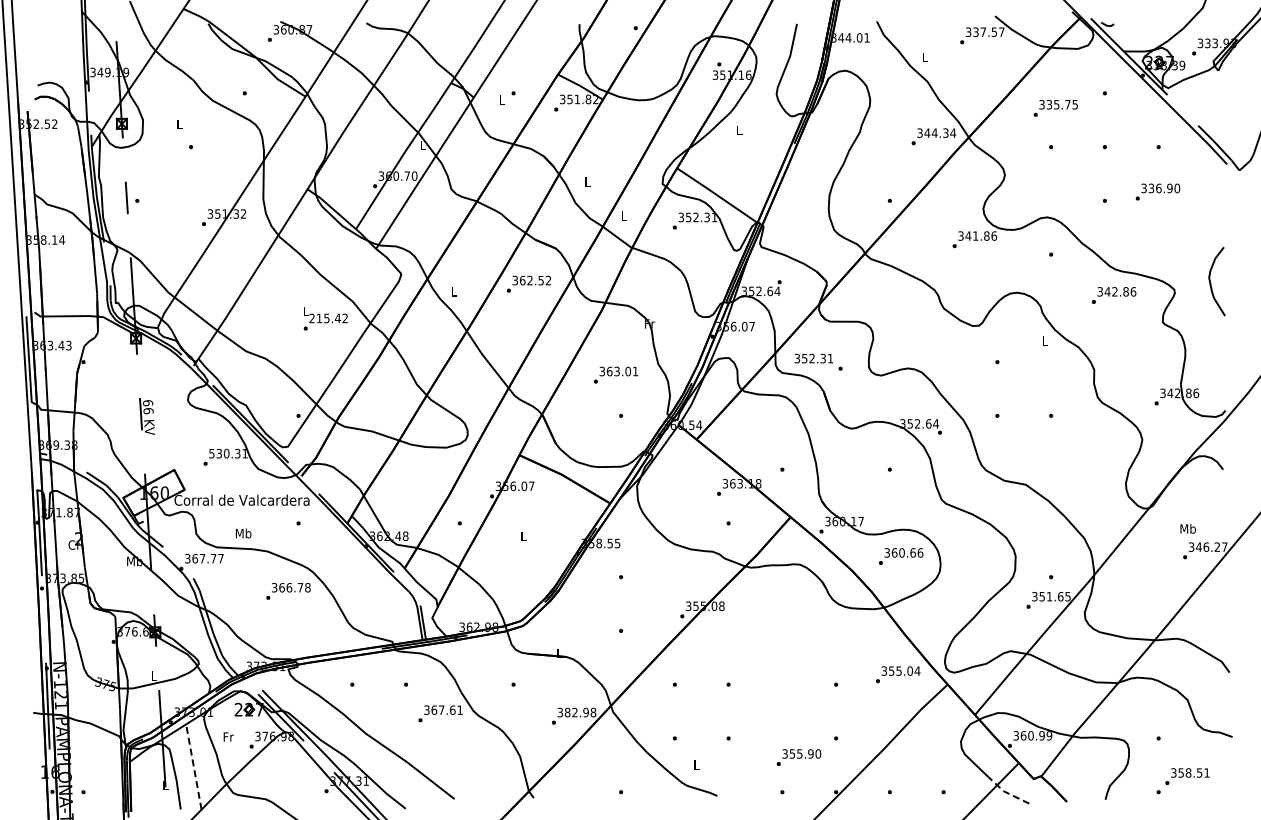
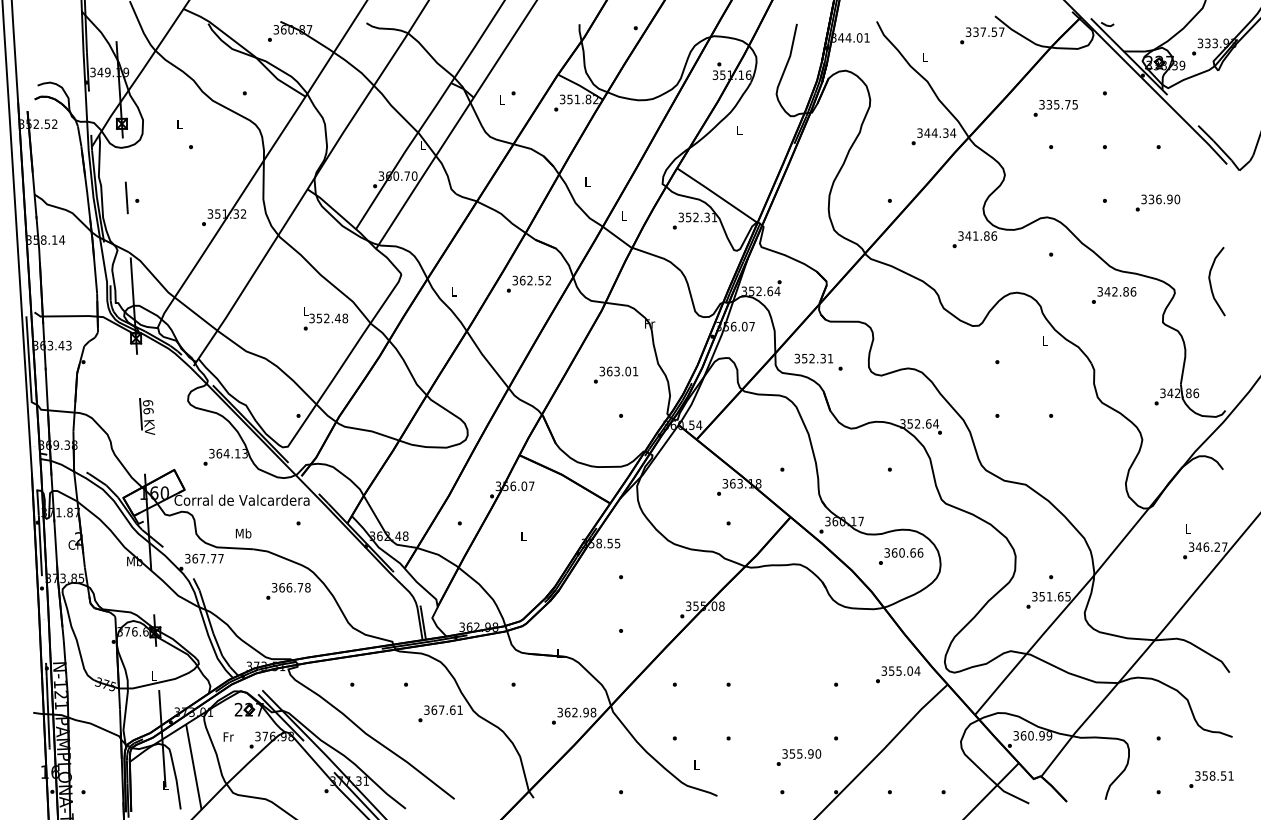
text position: (1157, 191) -> (1157, 202) (1157, 202)
text: 215.42 -> 352.48 (328, 318)
text: 530.31 -> 364.13 (228, 453)
text: Mb -> L (1187, 528)
text: 382.98 -> 362.98 (567, 712)
line: dashed -> solid (193, 766)
text position: (1187, 776) -> (1211, 779) (1211, 779)
line: dashed -> solid (1006, 792)
